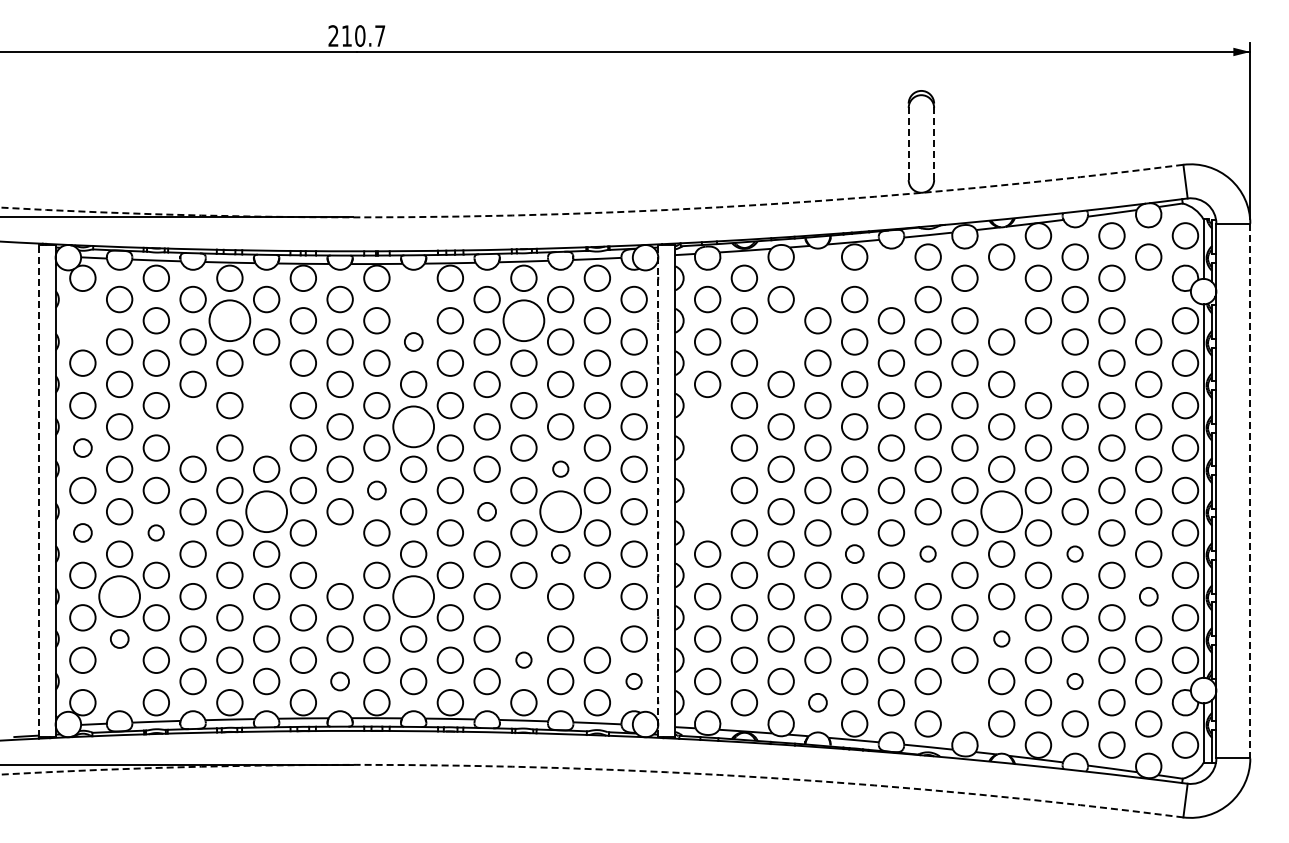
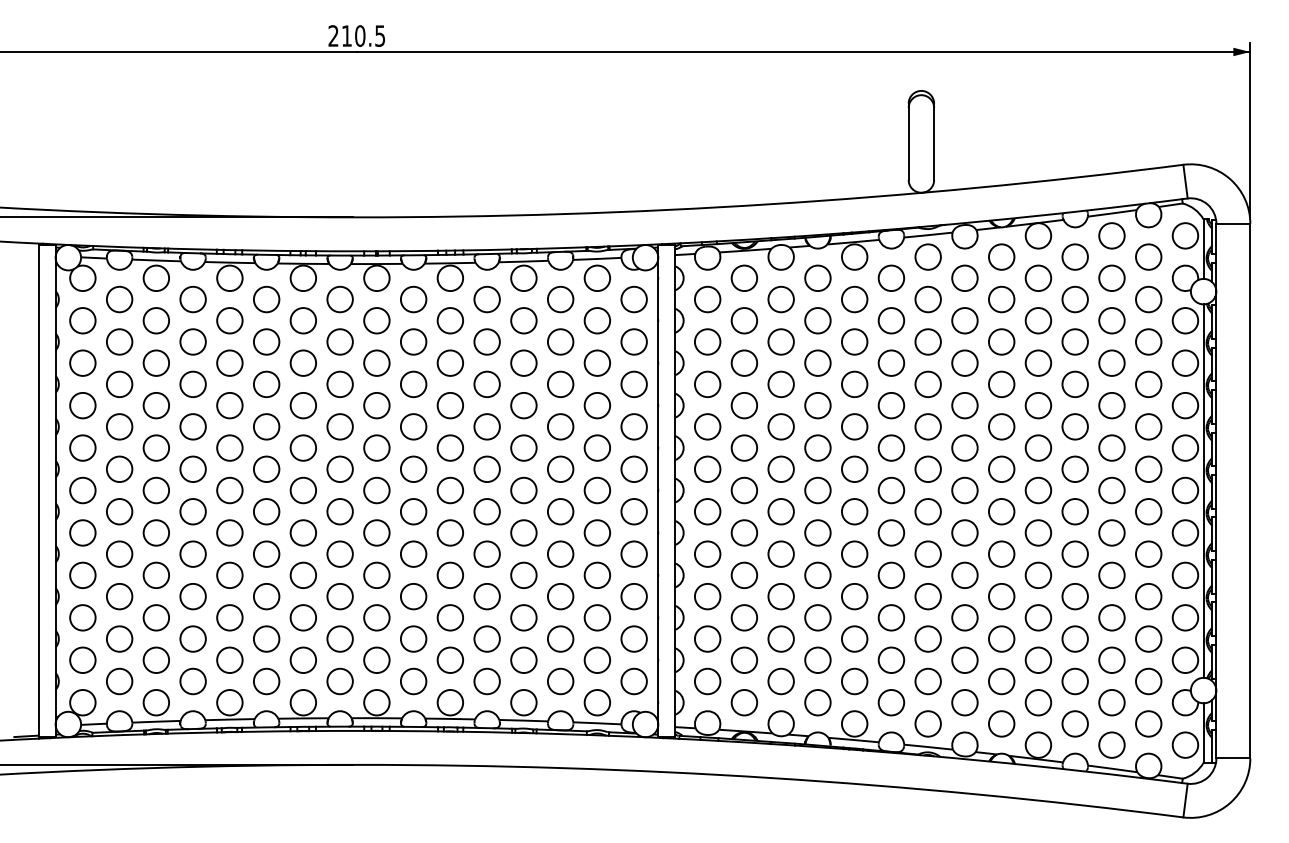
text: 210.7 -> 210.5 (380, 35)
line: dashed -> solid (908, 141)
line: dashed -> solid (934, 141)
arc: dashed -> solid (592, 213)
circle: none -> present (817, 277)
circle: none -> present (891, 277)
circle: none -> present (413, 299)
circle: none -> present (1001, 299)
circle: none -> present (1148, 299)
circle: none -> present (82, 320)
circle diameter: 41 px -> 25 px (229, 320)
circle diameter: 41 px -> 25 px (523, 320)
circle size: 20x20 px -> 28x28 px (413, 341)
circle: none -> present (780, 341)
circle: none -> present (1038, 362)
circle: none -> present (266, 383)
circle: none -> present (192, 426)
circle: none -> present (266, 426)
circle diameter: 41 px -> 25 px (413, 426)
circle: none -> present (707, 426)
circle size: 20x20 px -> 28x28 px (82, 447)
circle size: 18x18 px -> 28x28 px (560, 468)
circle: none -> present (707, 468)
line: dashed -> solid (38, 490)
circle size: 20x21 px -> 28x29 px (376, 490)
line: dashed -> solid (658, 490)
line: dashed -> solid (1250, 491)
circle diameter: 41 px -> 25 px (266, 511)
circle size: 20x20 px -> 28x28 px (486, 511)
circle diameter: 41 px -> 25 px (560, 511)
circle: none -> present (707, 511)
circle diameter: 41 px -> 25 px (1001, 511)
circle size: 20x20 px -> 28x28 px (82, 532)
circle size: 18x18 px -> 28x28 px (155, 532)
circle: none -> present (339, 553)
circle size: 20x20 px -> 28x28 px (560, 553)
circle size: 20x20 px -> 28x28 px (854, 553)
circle size: 18x18 px -> 28x28 px (927, 553)
circle size: 18x18 px -> 28x28 px (1074, 553)
circle diameter: 41 px -> 25 px (119, 596)
circle diameter: 41 px -> 25 px (413, 596)
circle size: 20x20 px -> 28x28 px (1148, 596)
circle: none -> present (523, 617)
circle: none -> present (596, 617)
circle size: 20x20 px -> 28x28 px (119, 638)
circle size: 18x18 px -> 28x28 px (1001, 638)
circle size: 18x18 px -> 28x28 px (523, 659)
circle: none -> present (119, 681)
circle size: 20x21 px -> 28x29 px (339, 681)
circle size: 18x17 px -> 28x29 px (633, 681)
circle size: 18x17 px -> 28x29 px (1074, 681)
circle size: 20x20 px -> 28x28 px (817, 702)
circle: none -> present (964, 702)
arc: dashed -> solid (592, 769)
